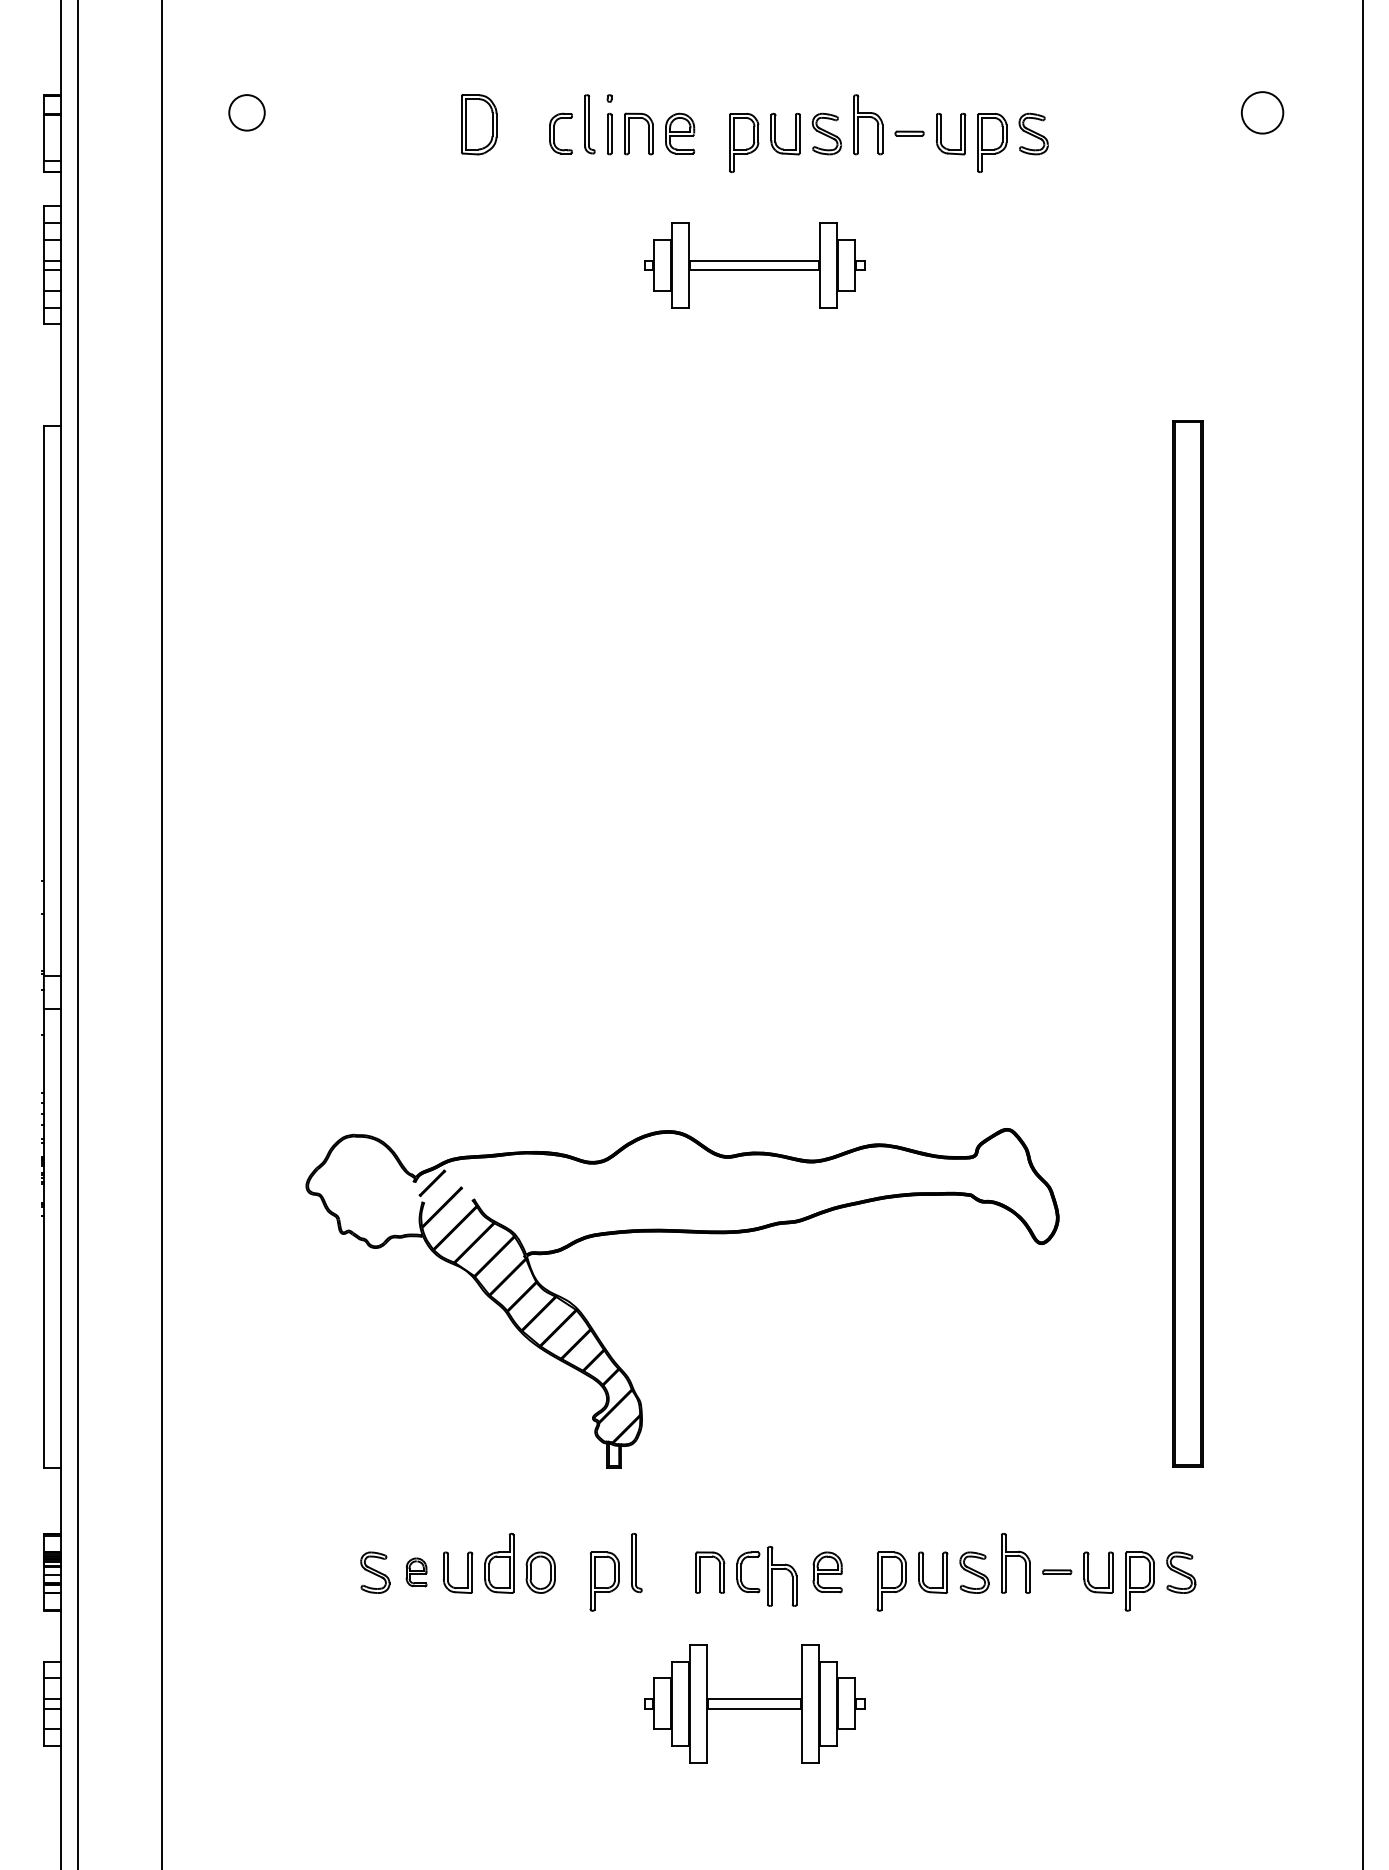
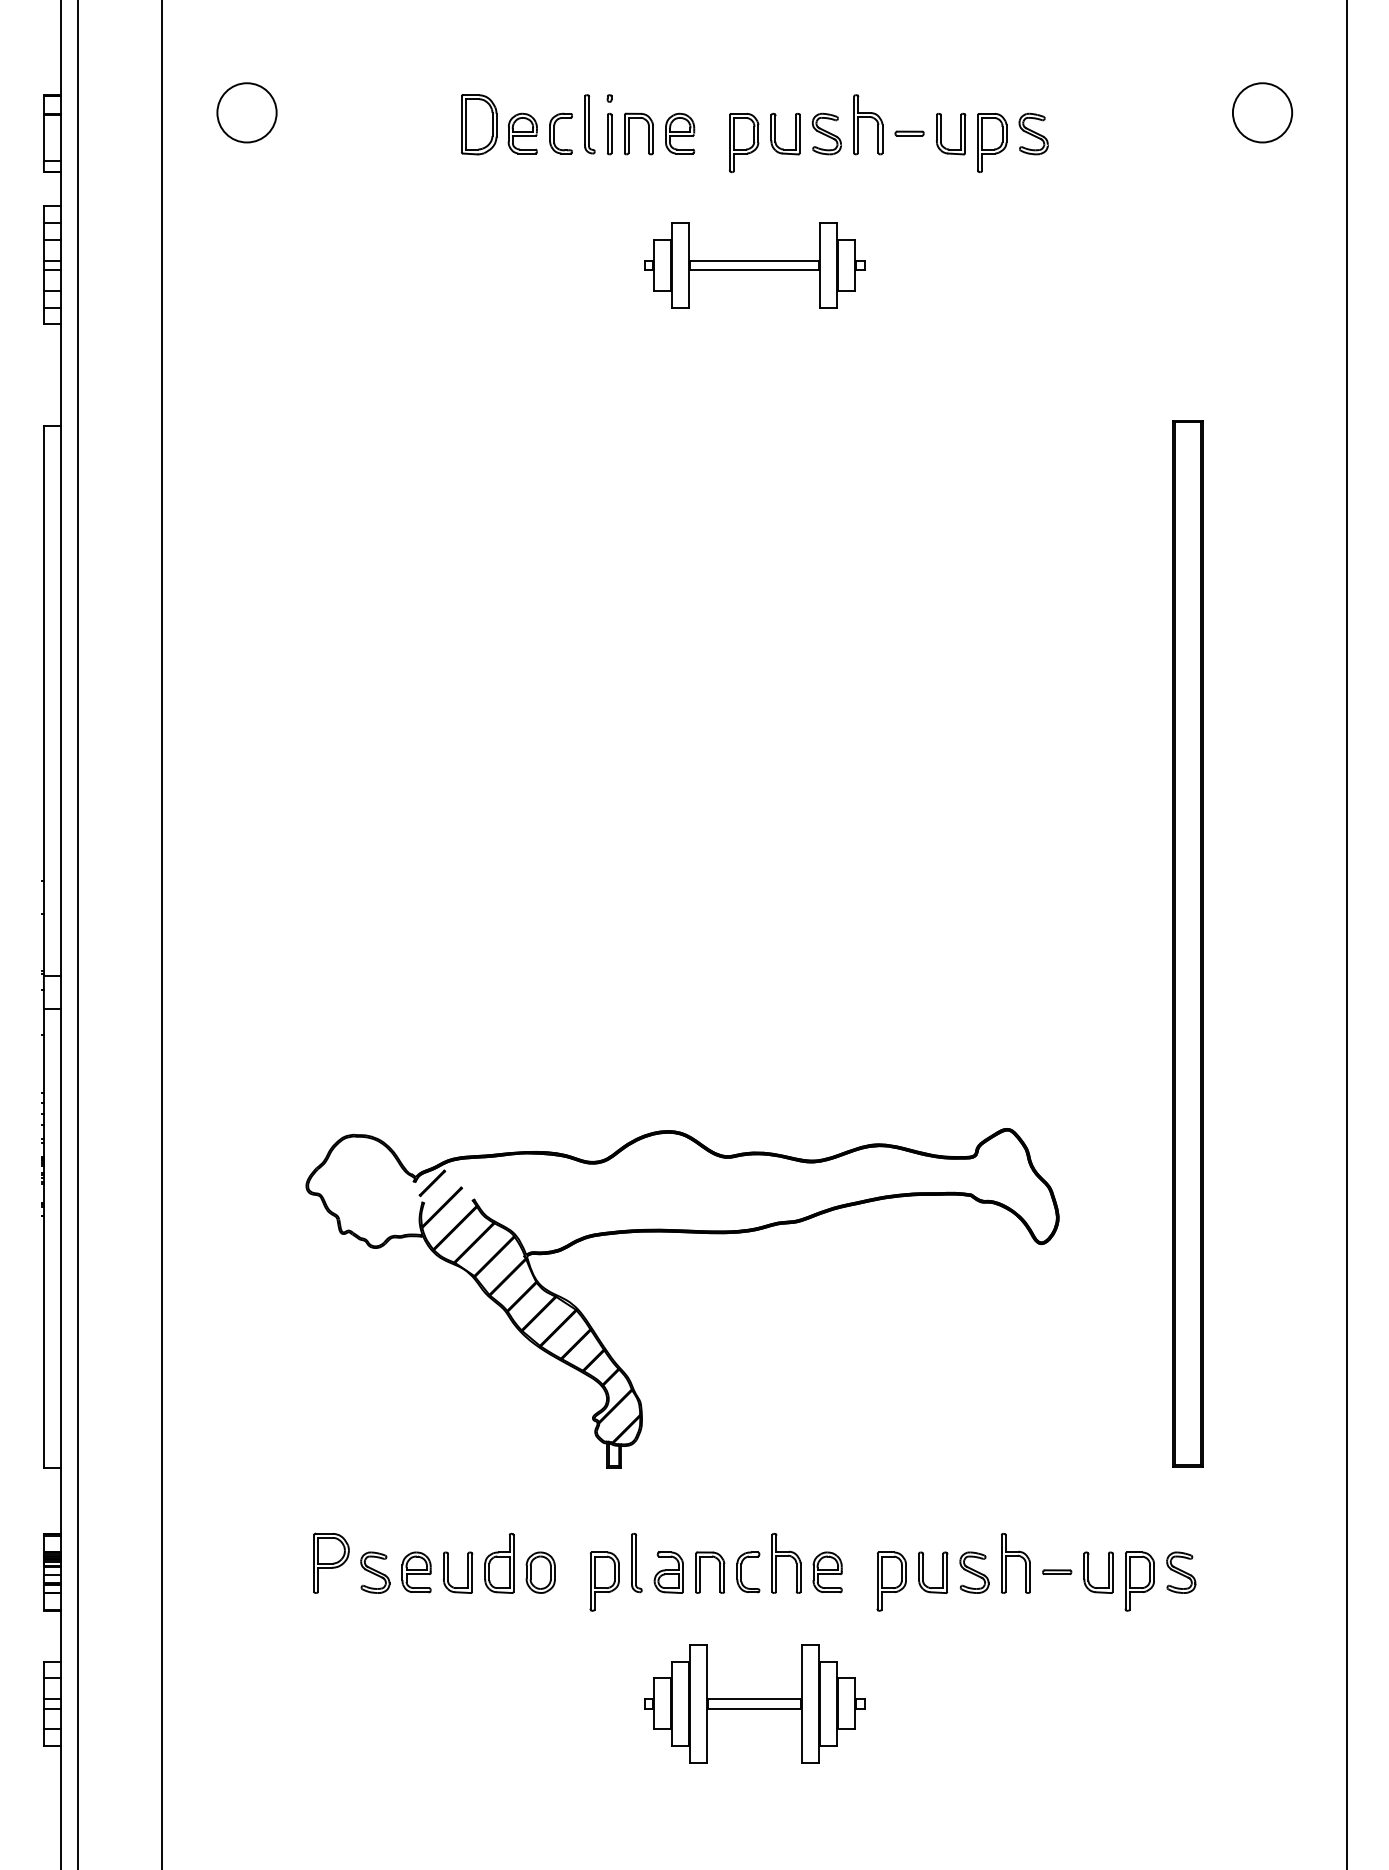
circle diameter: 36 px -> 59 px (246, 112)
circle diameter: 41 px -> 59 px (1262, 112)
part: none -> present (522, 133)
line position: (1363, 934) -> (1347, 934) (1347, 934)
part: none -> present (331, 1562)
part position: (782, 1569) -> (786, 1556) (786, 1556)
part size: 23x31 px -> 31x43 px (416, 1572)
part: none -> present (668, 1572)
